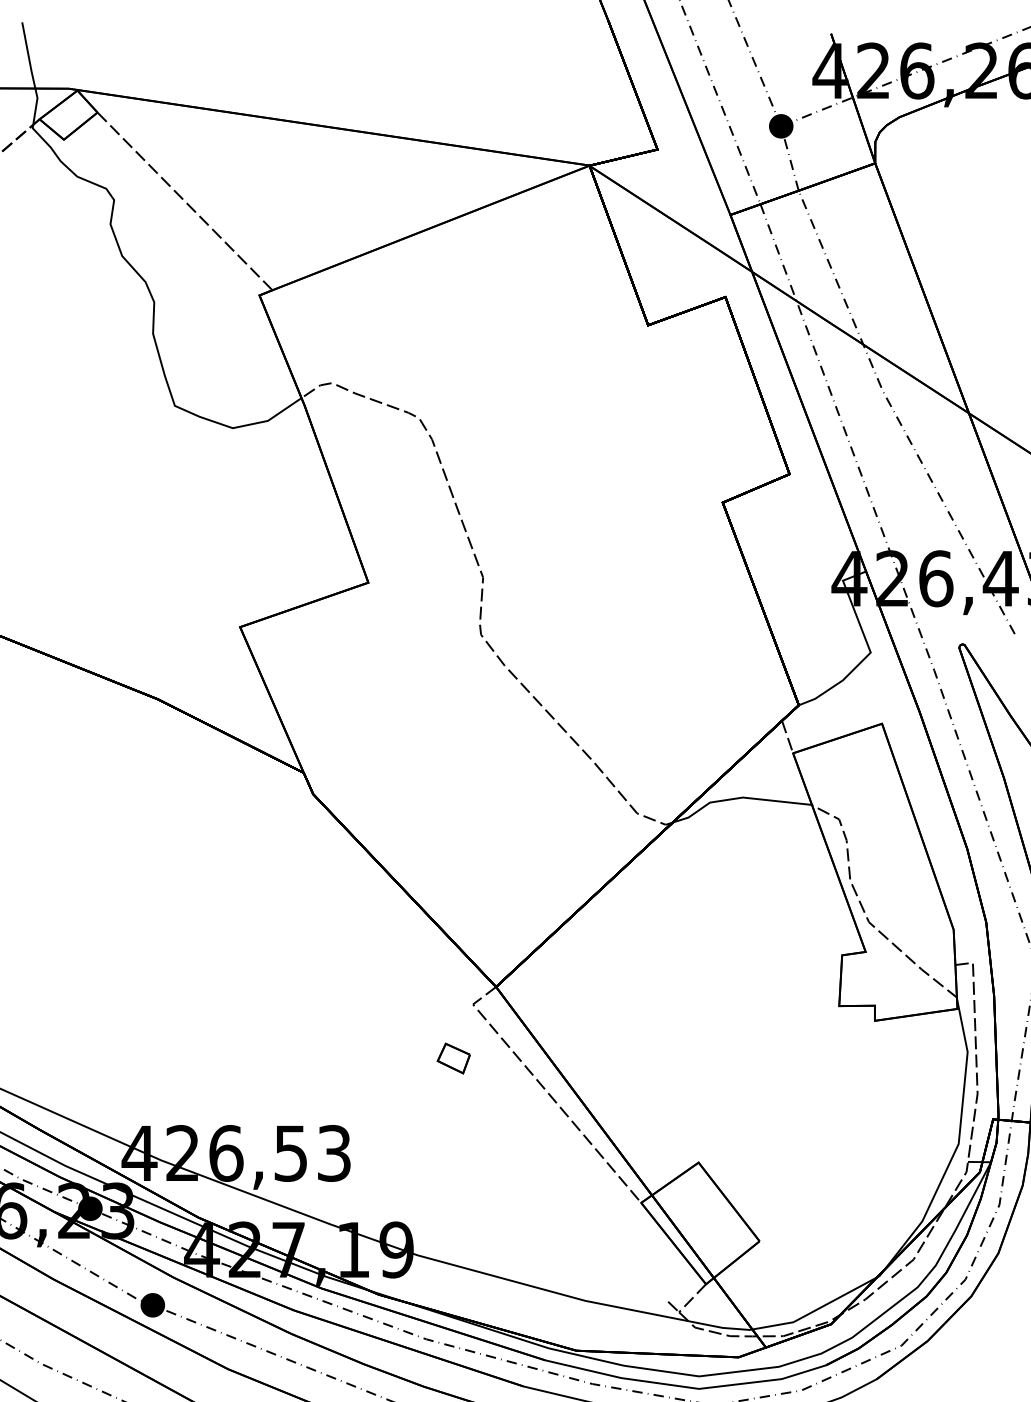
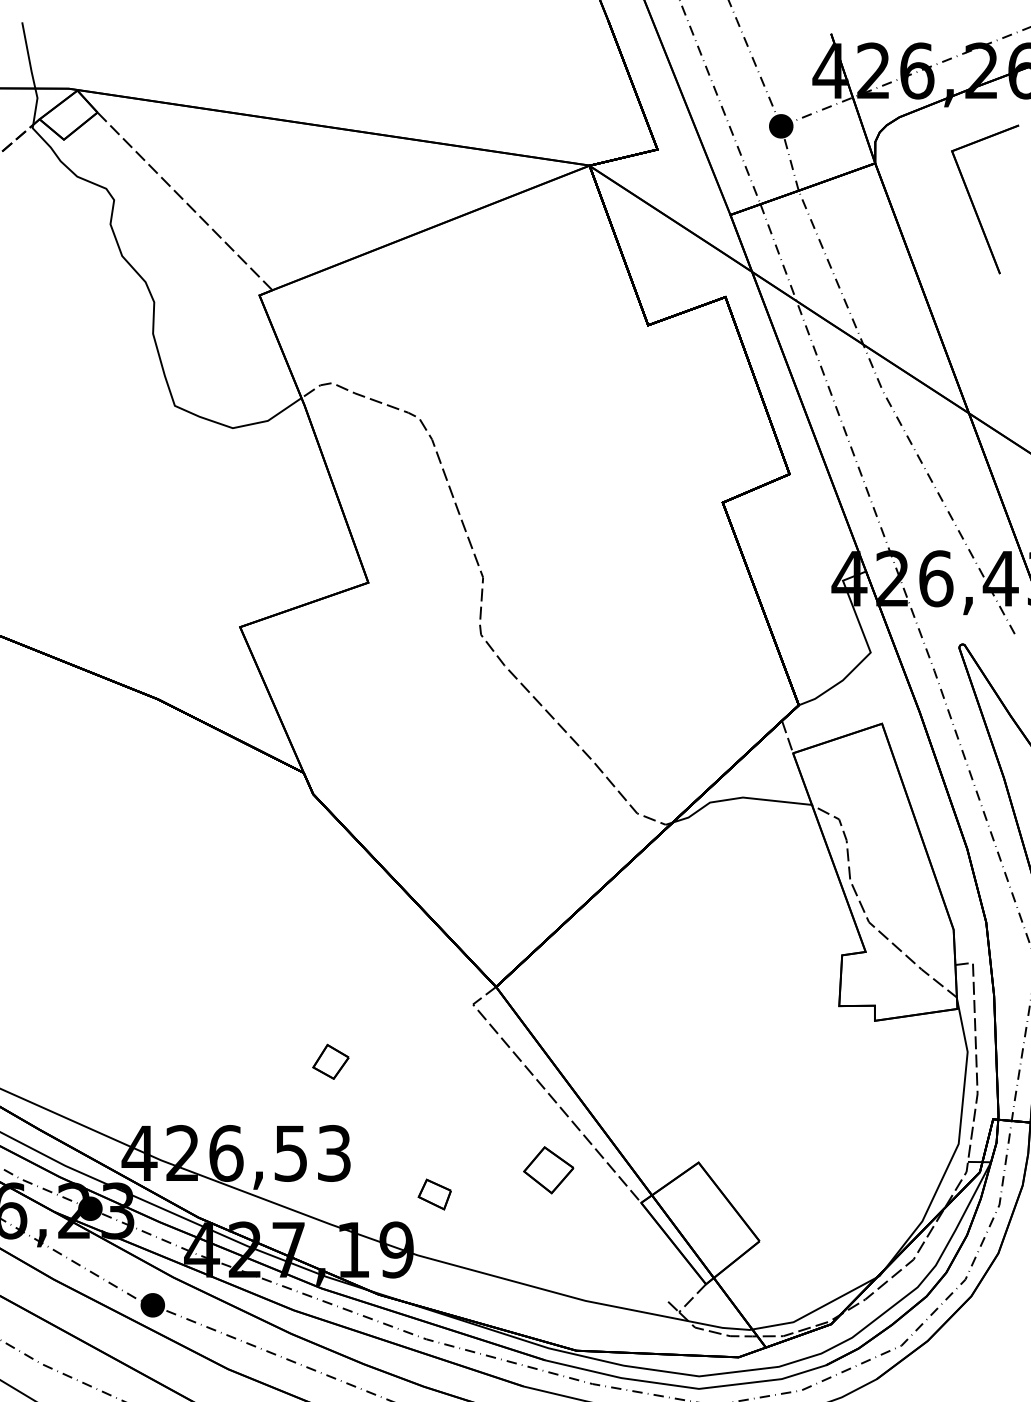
part: none -> present (973, 202)
part position: (453, 1058) -> (434, 1194) (434, 1194)
part: none -> present (330, 1061)
part: none -> present (548, 1170)
